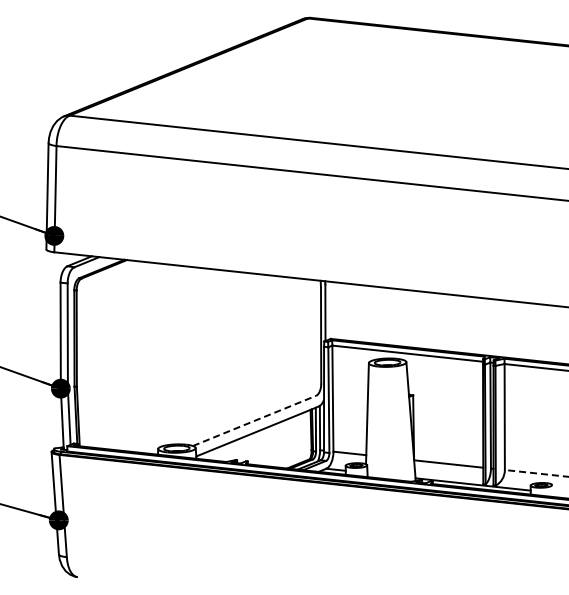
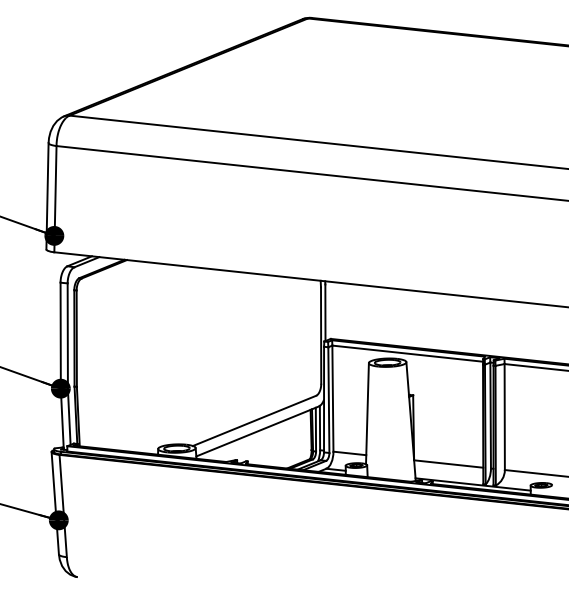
line: dashed -> solid (254, 420)
line: dashed -> solid (536, 473)
